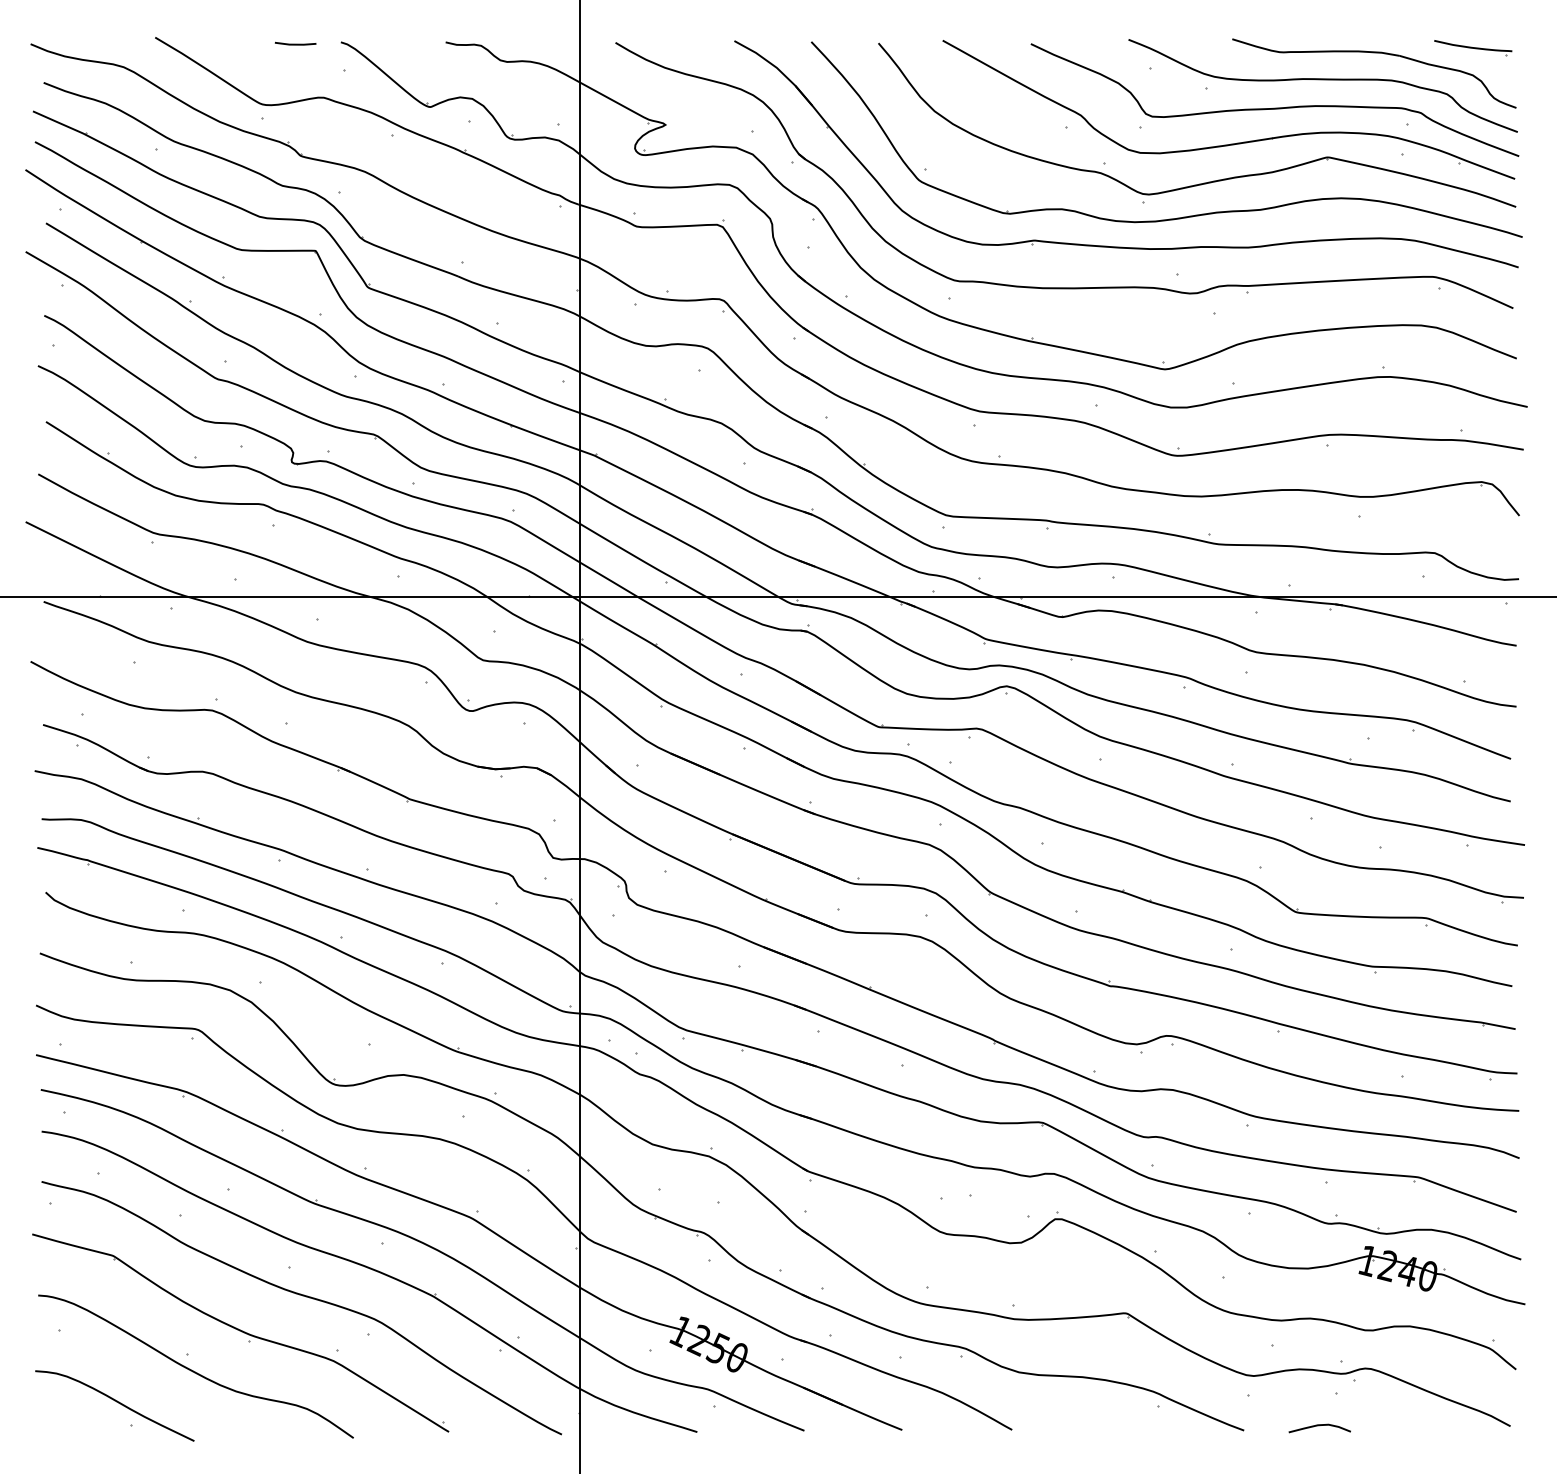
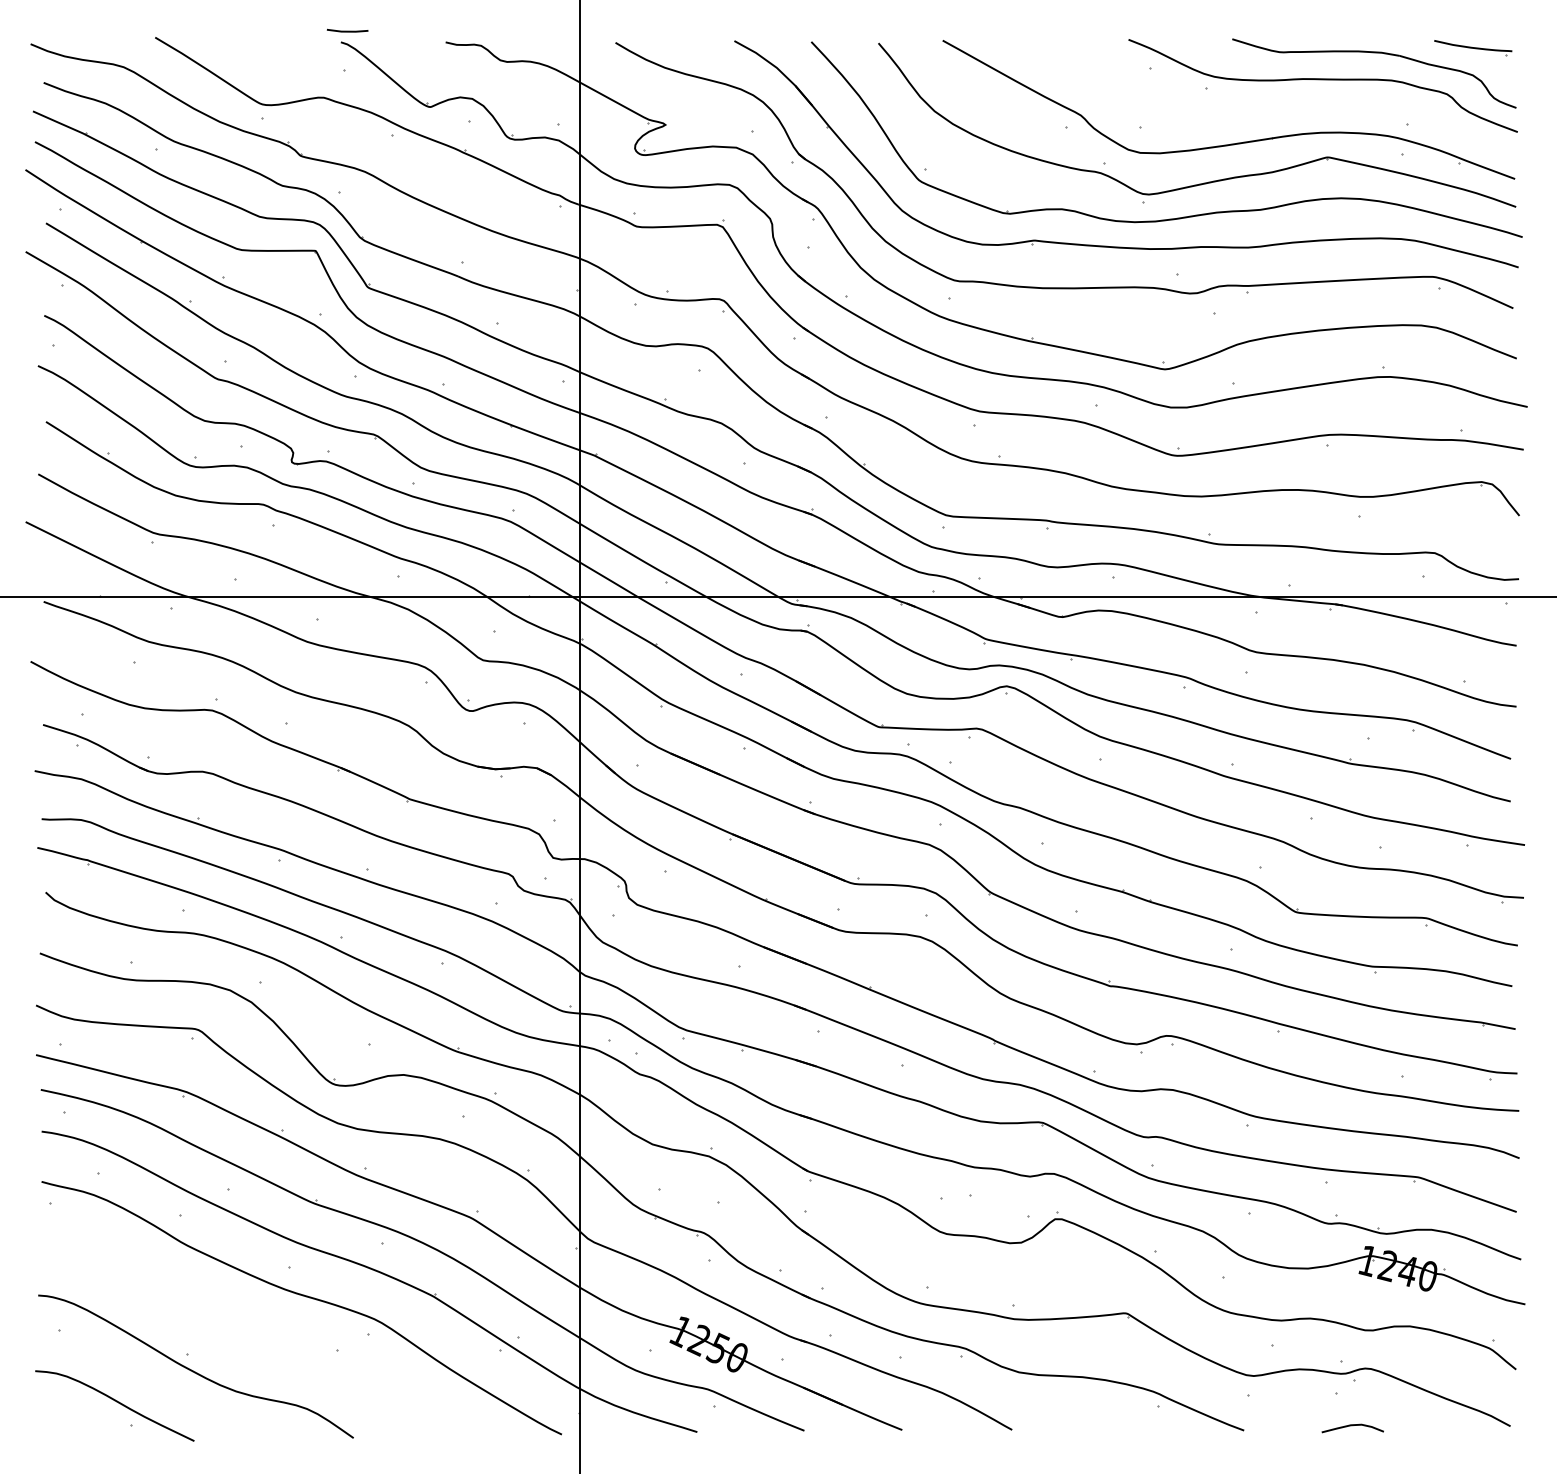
line position: (295, 43) -> (347, 30) (347, 30)
curve: present -> none (1274, 107)
part: present -> none (240, 1332)
curve position: (1319, 1426) -> (1352, 1426) (1352, 1426)
